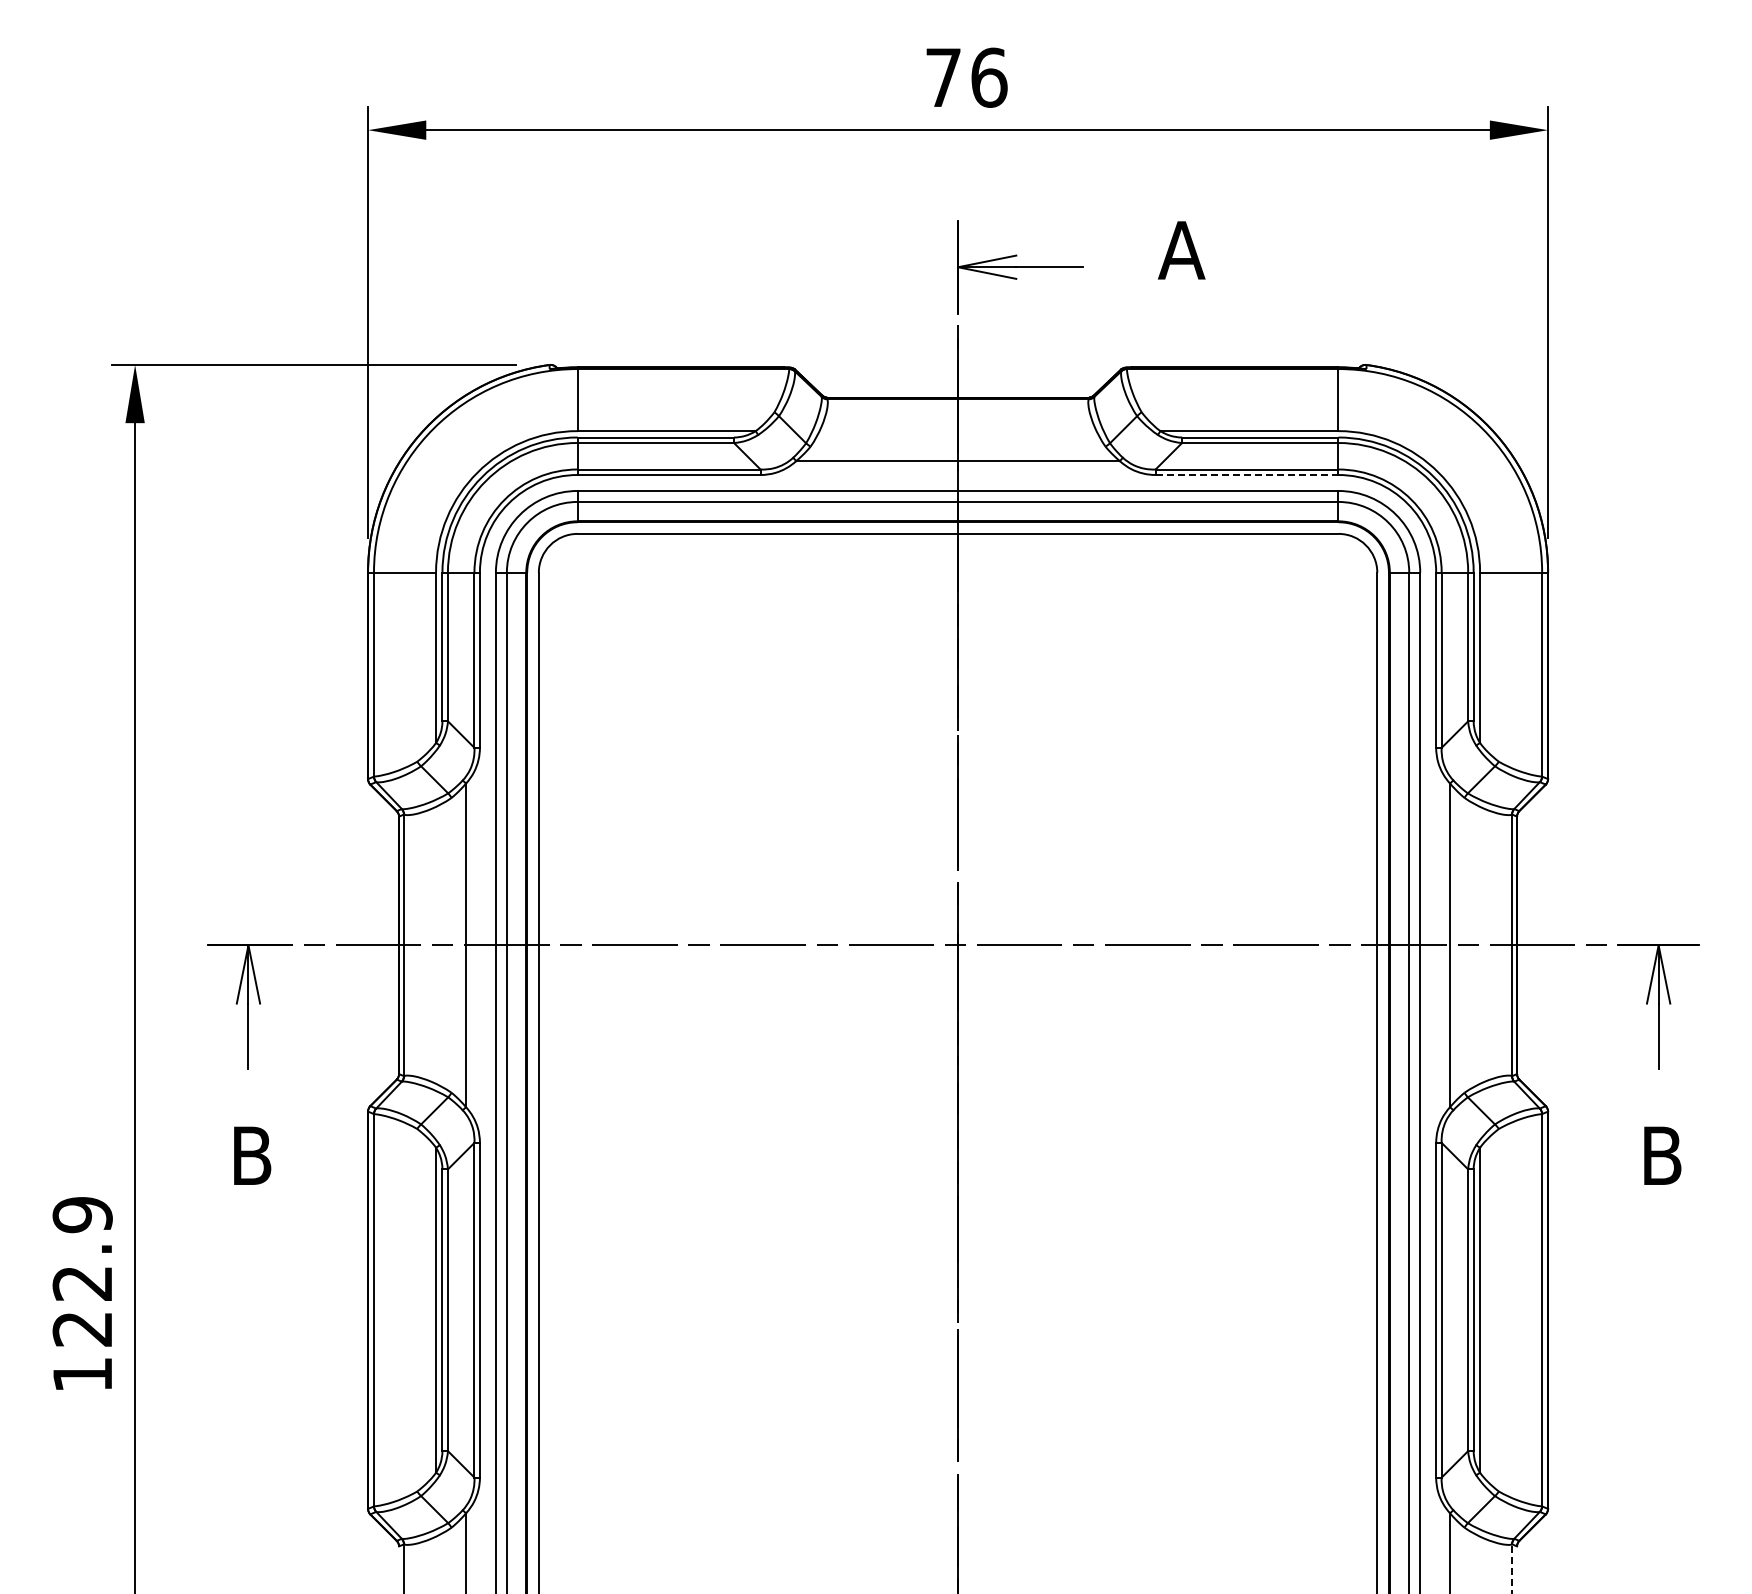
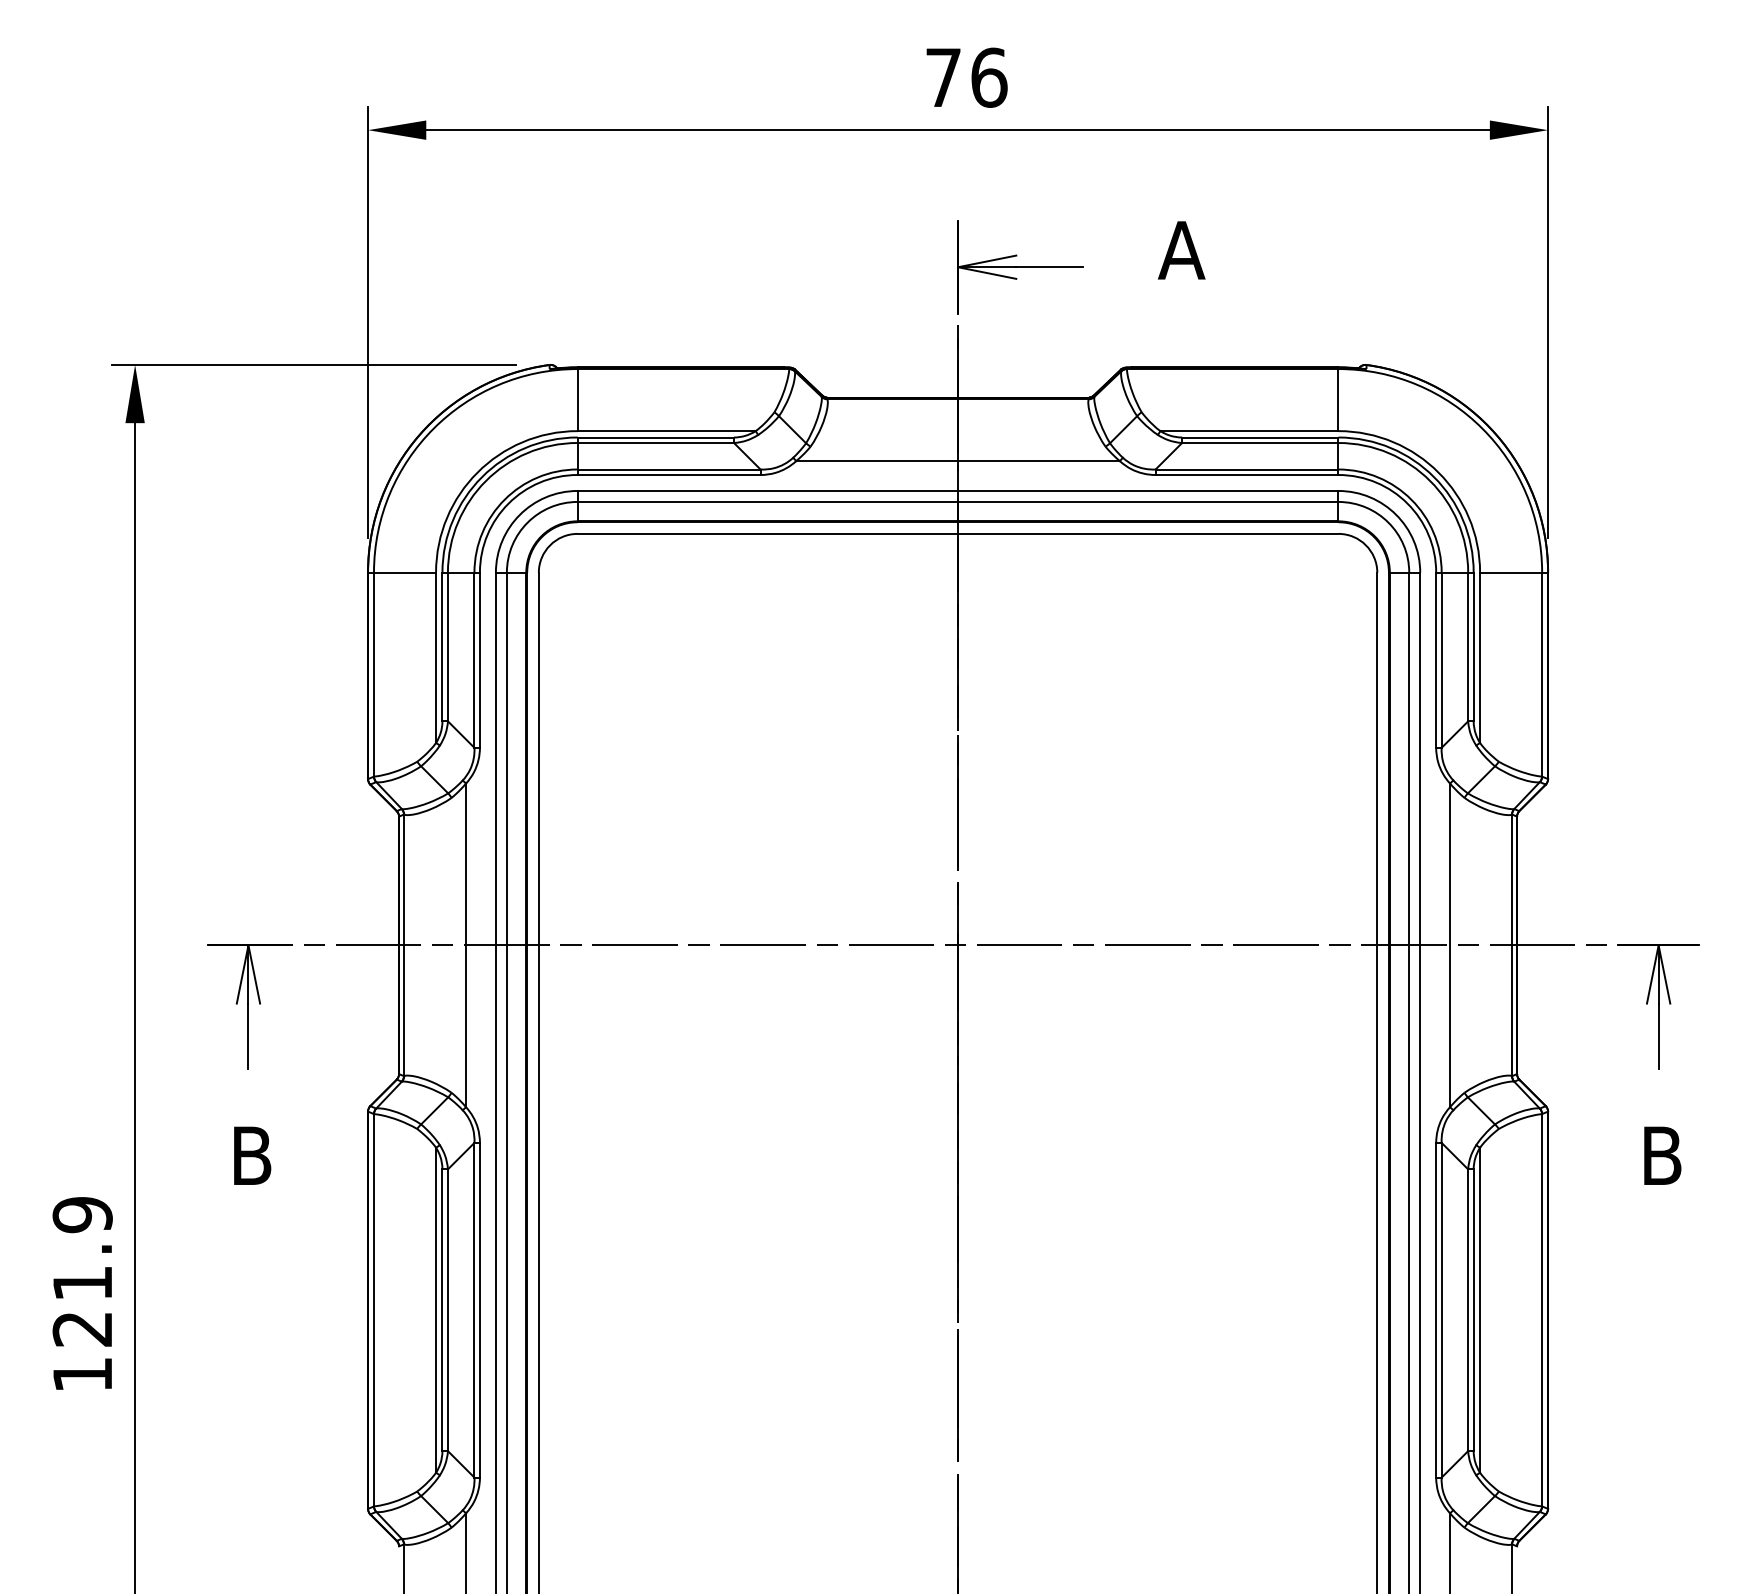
line: dashed -> solid (1247, 475)
text: 122.9 -> 121.9 (81, 1283)
line: dashed -> solid (1512, 1568)
